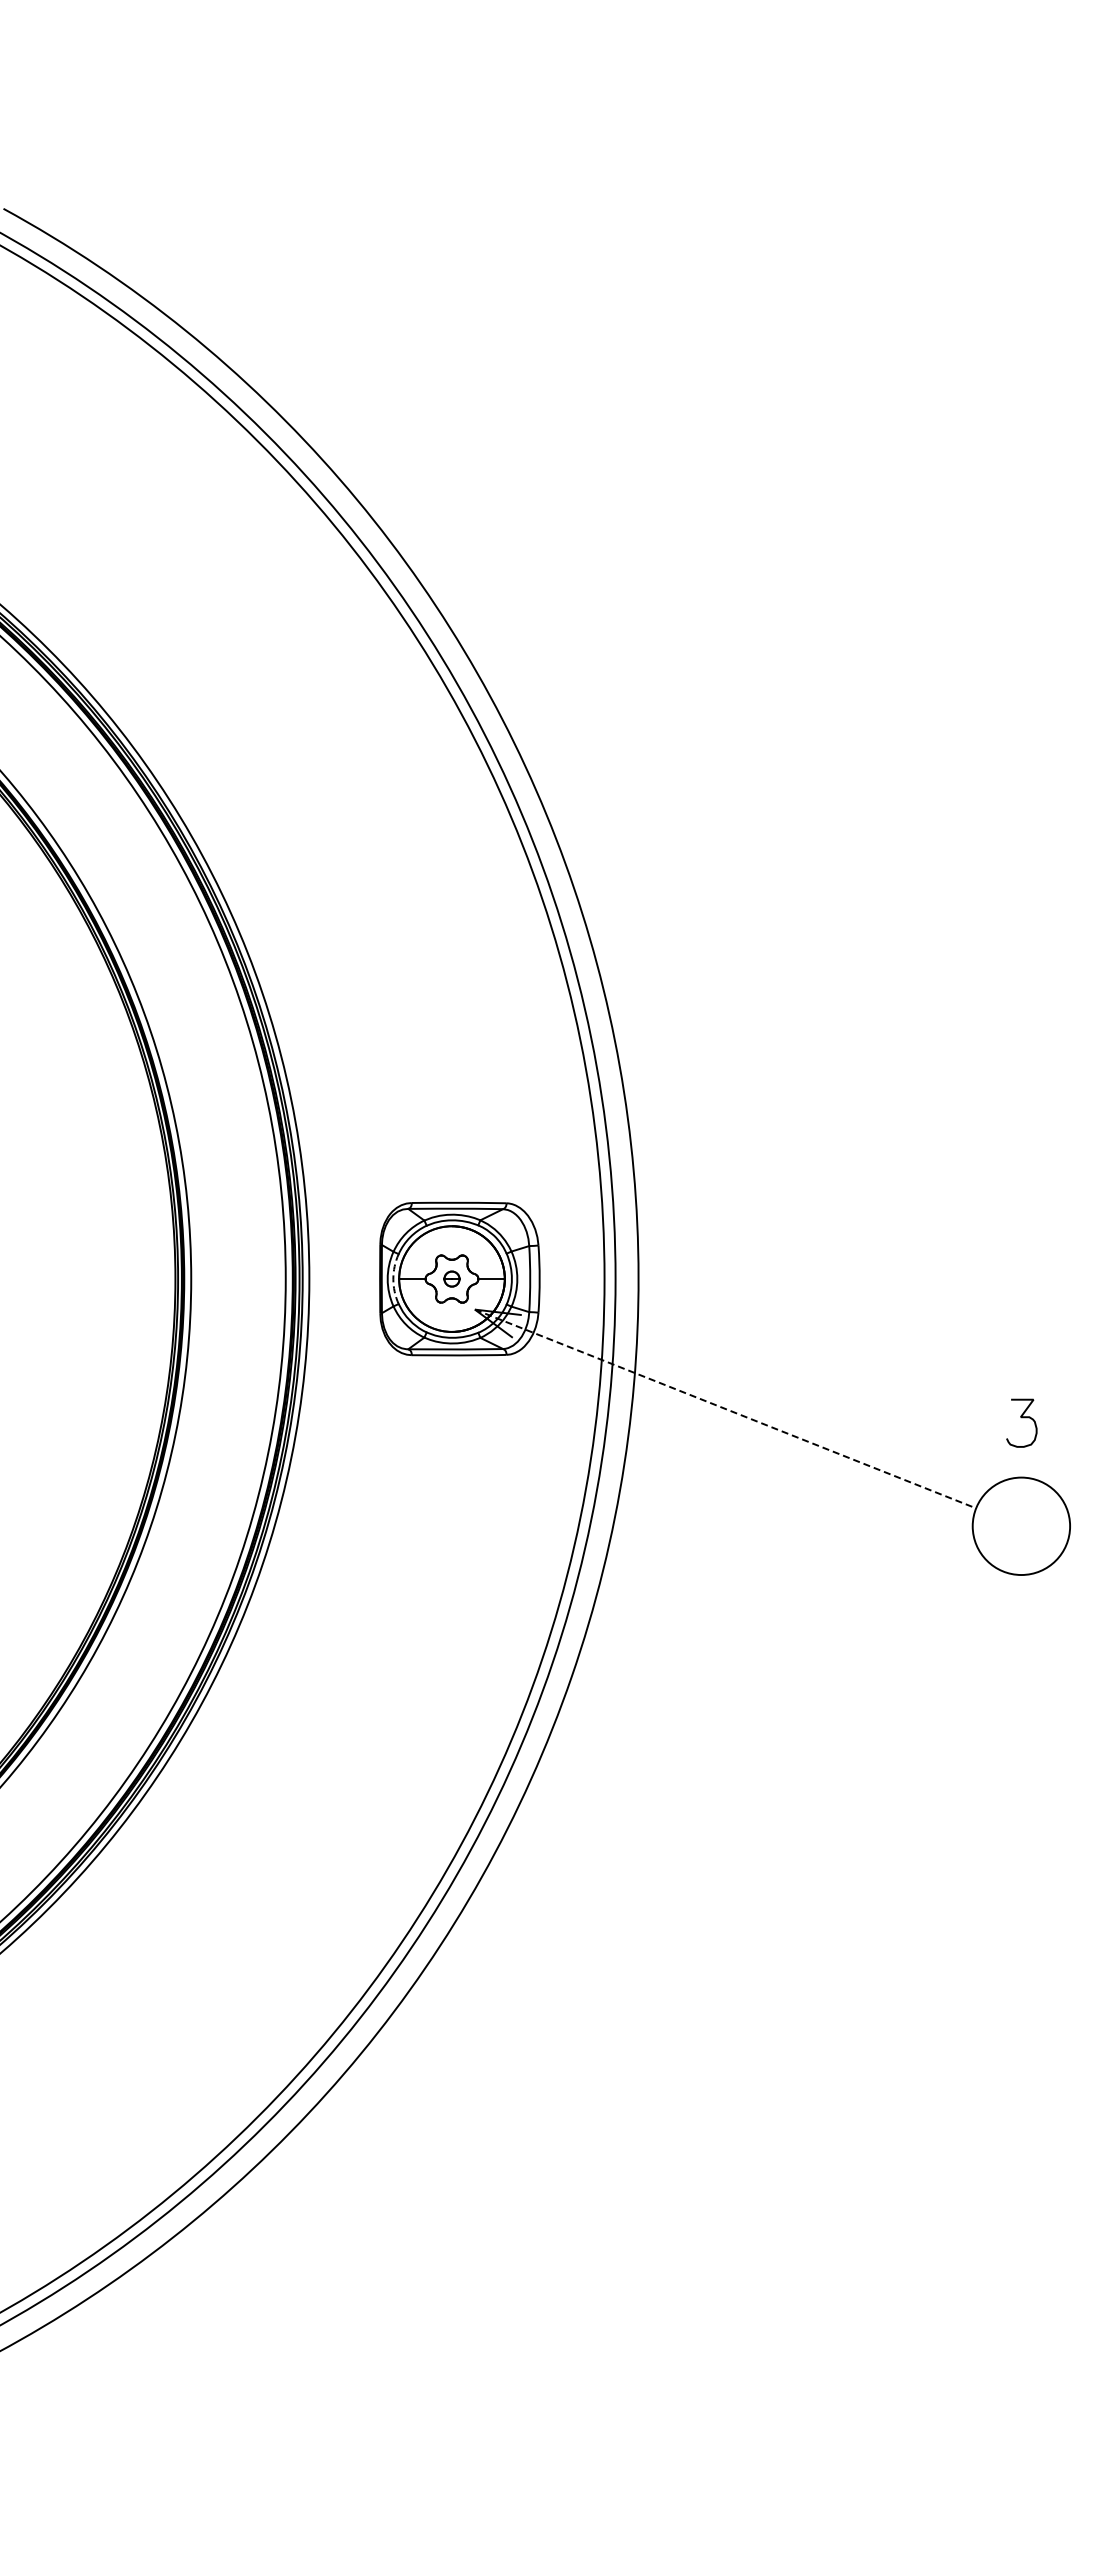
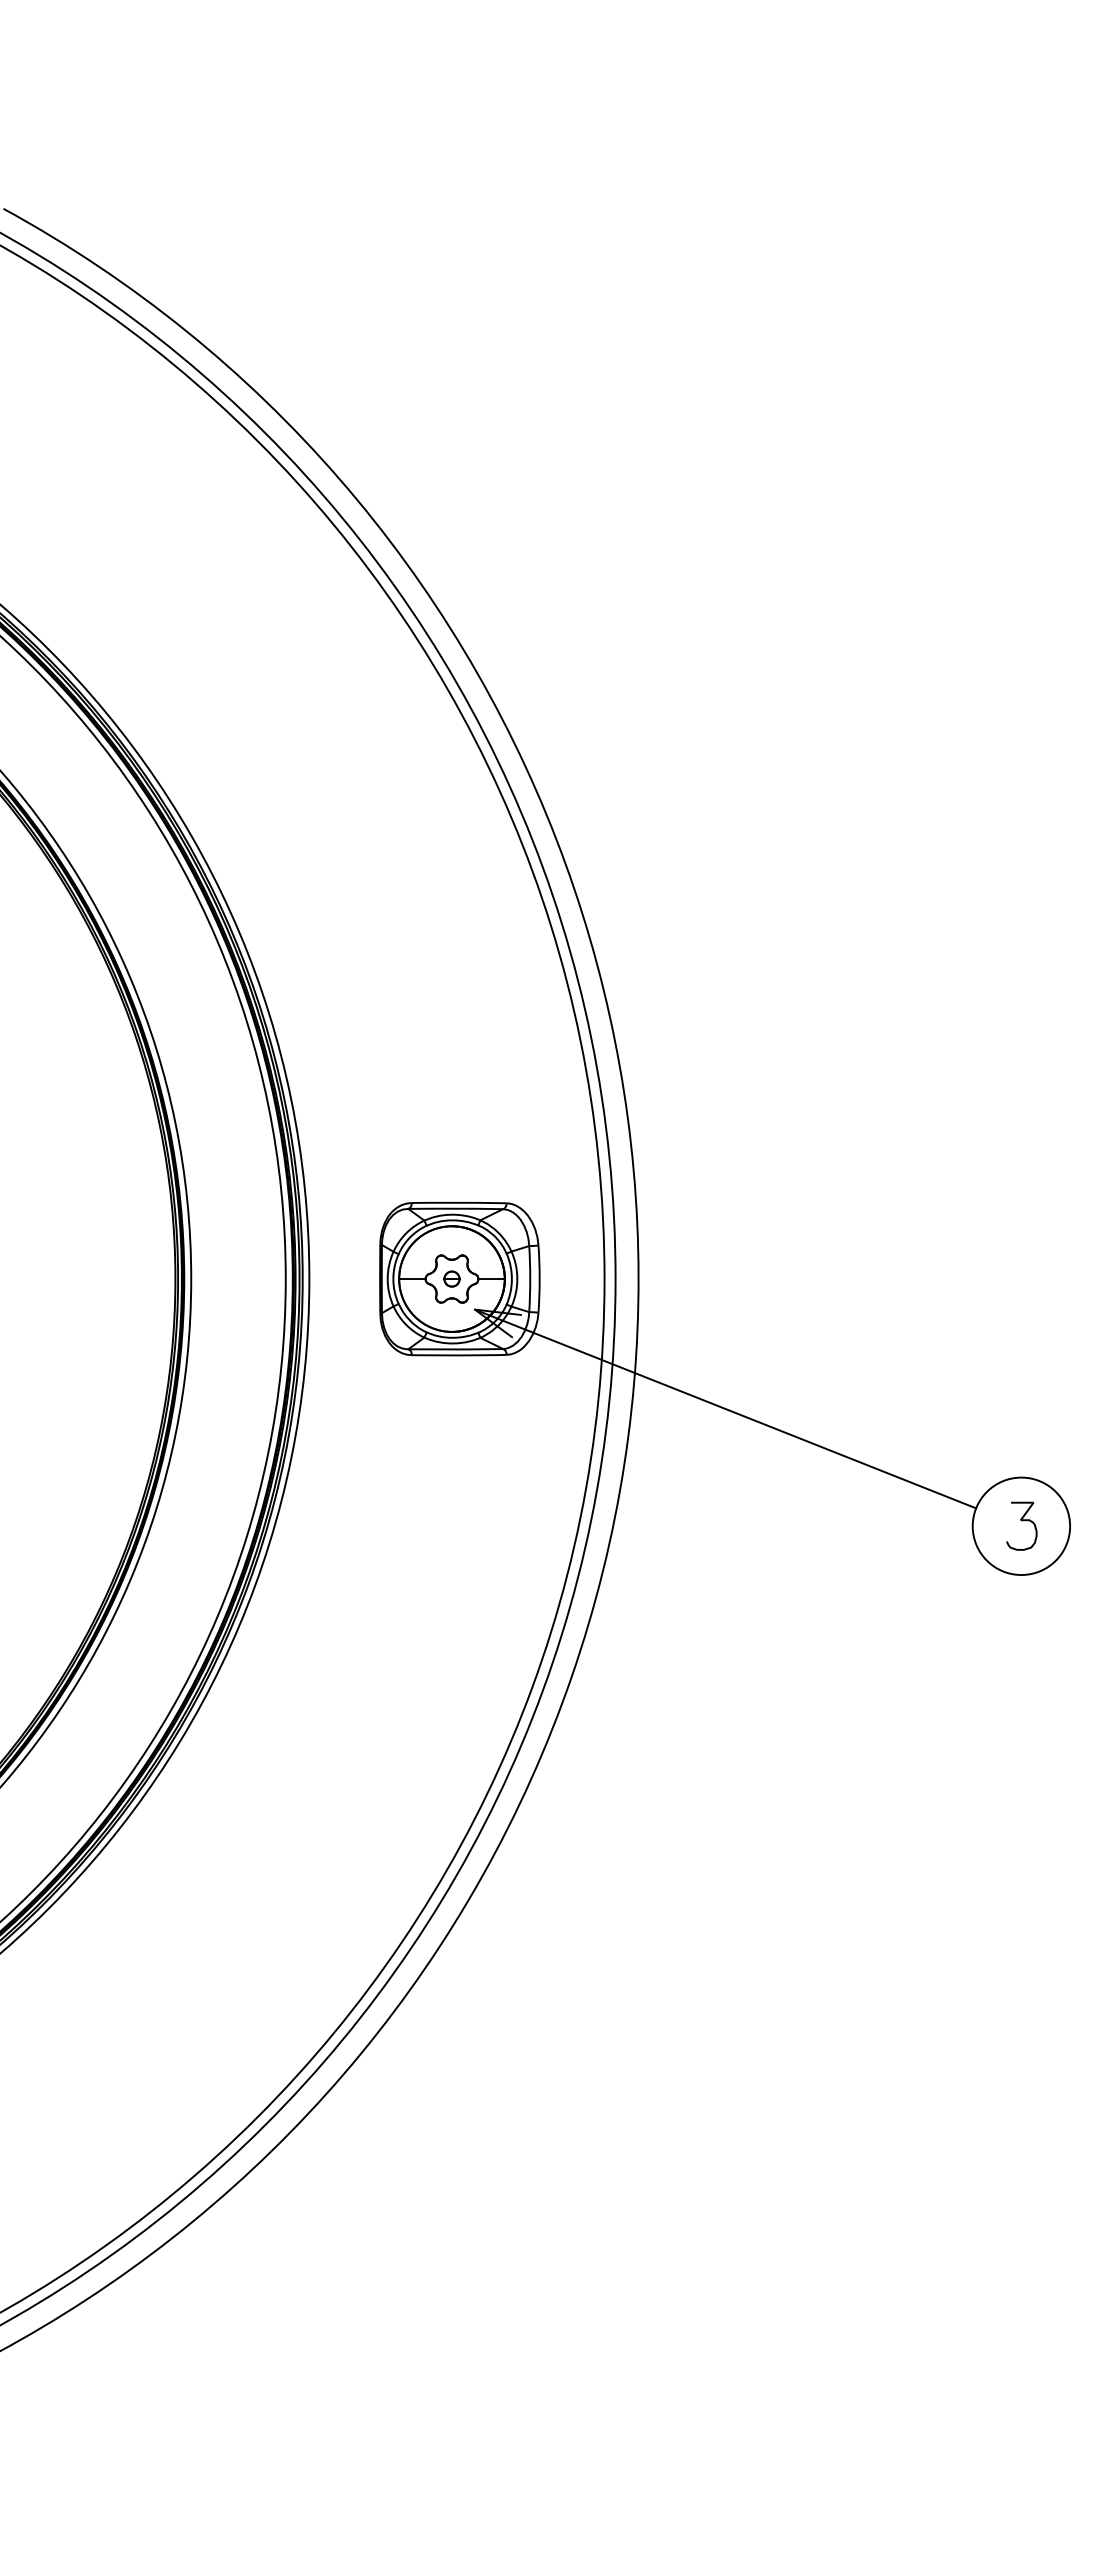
arc: dashed -> solid (393, 1279)
line: dashed -> solid (725, 1408)
curve position: (1021, 1418) -> (1021, 1521) (1021, 1521)
